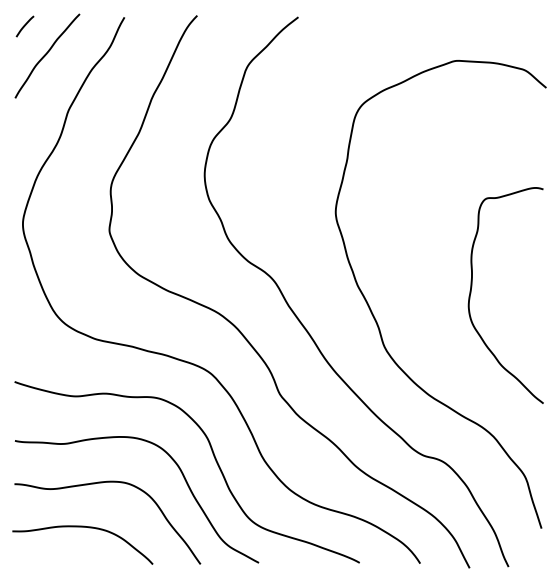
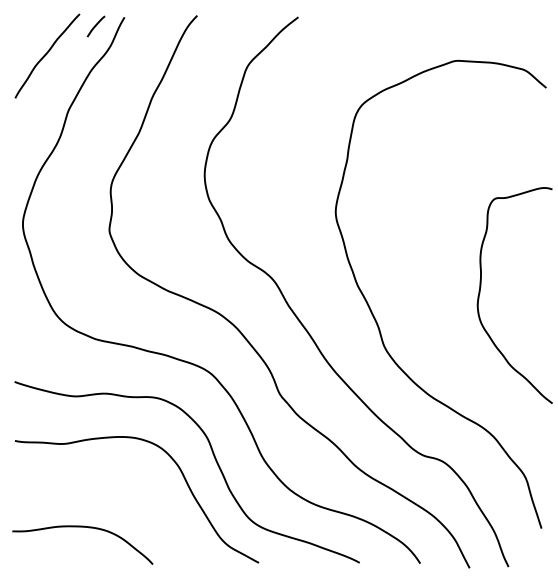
curve position: (24, 26) -> (95, 26) (95, 26)
curve position: (472, 287) -> (481, 287) (481, 287)
curve: present -> none (102, 483)
